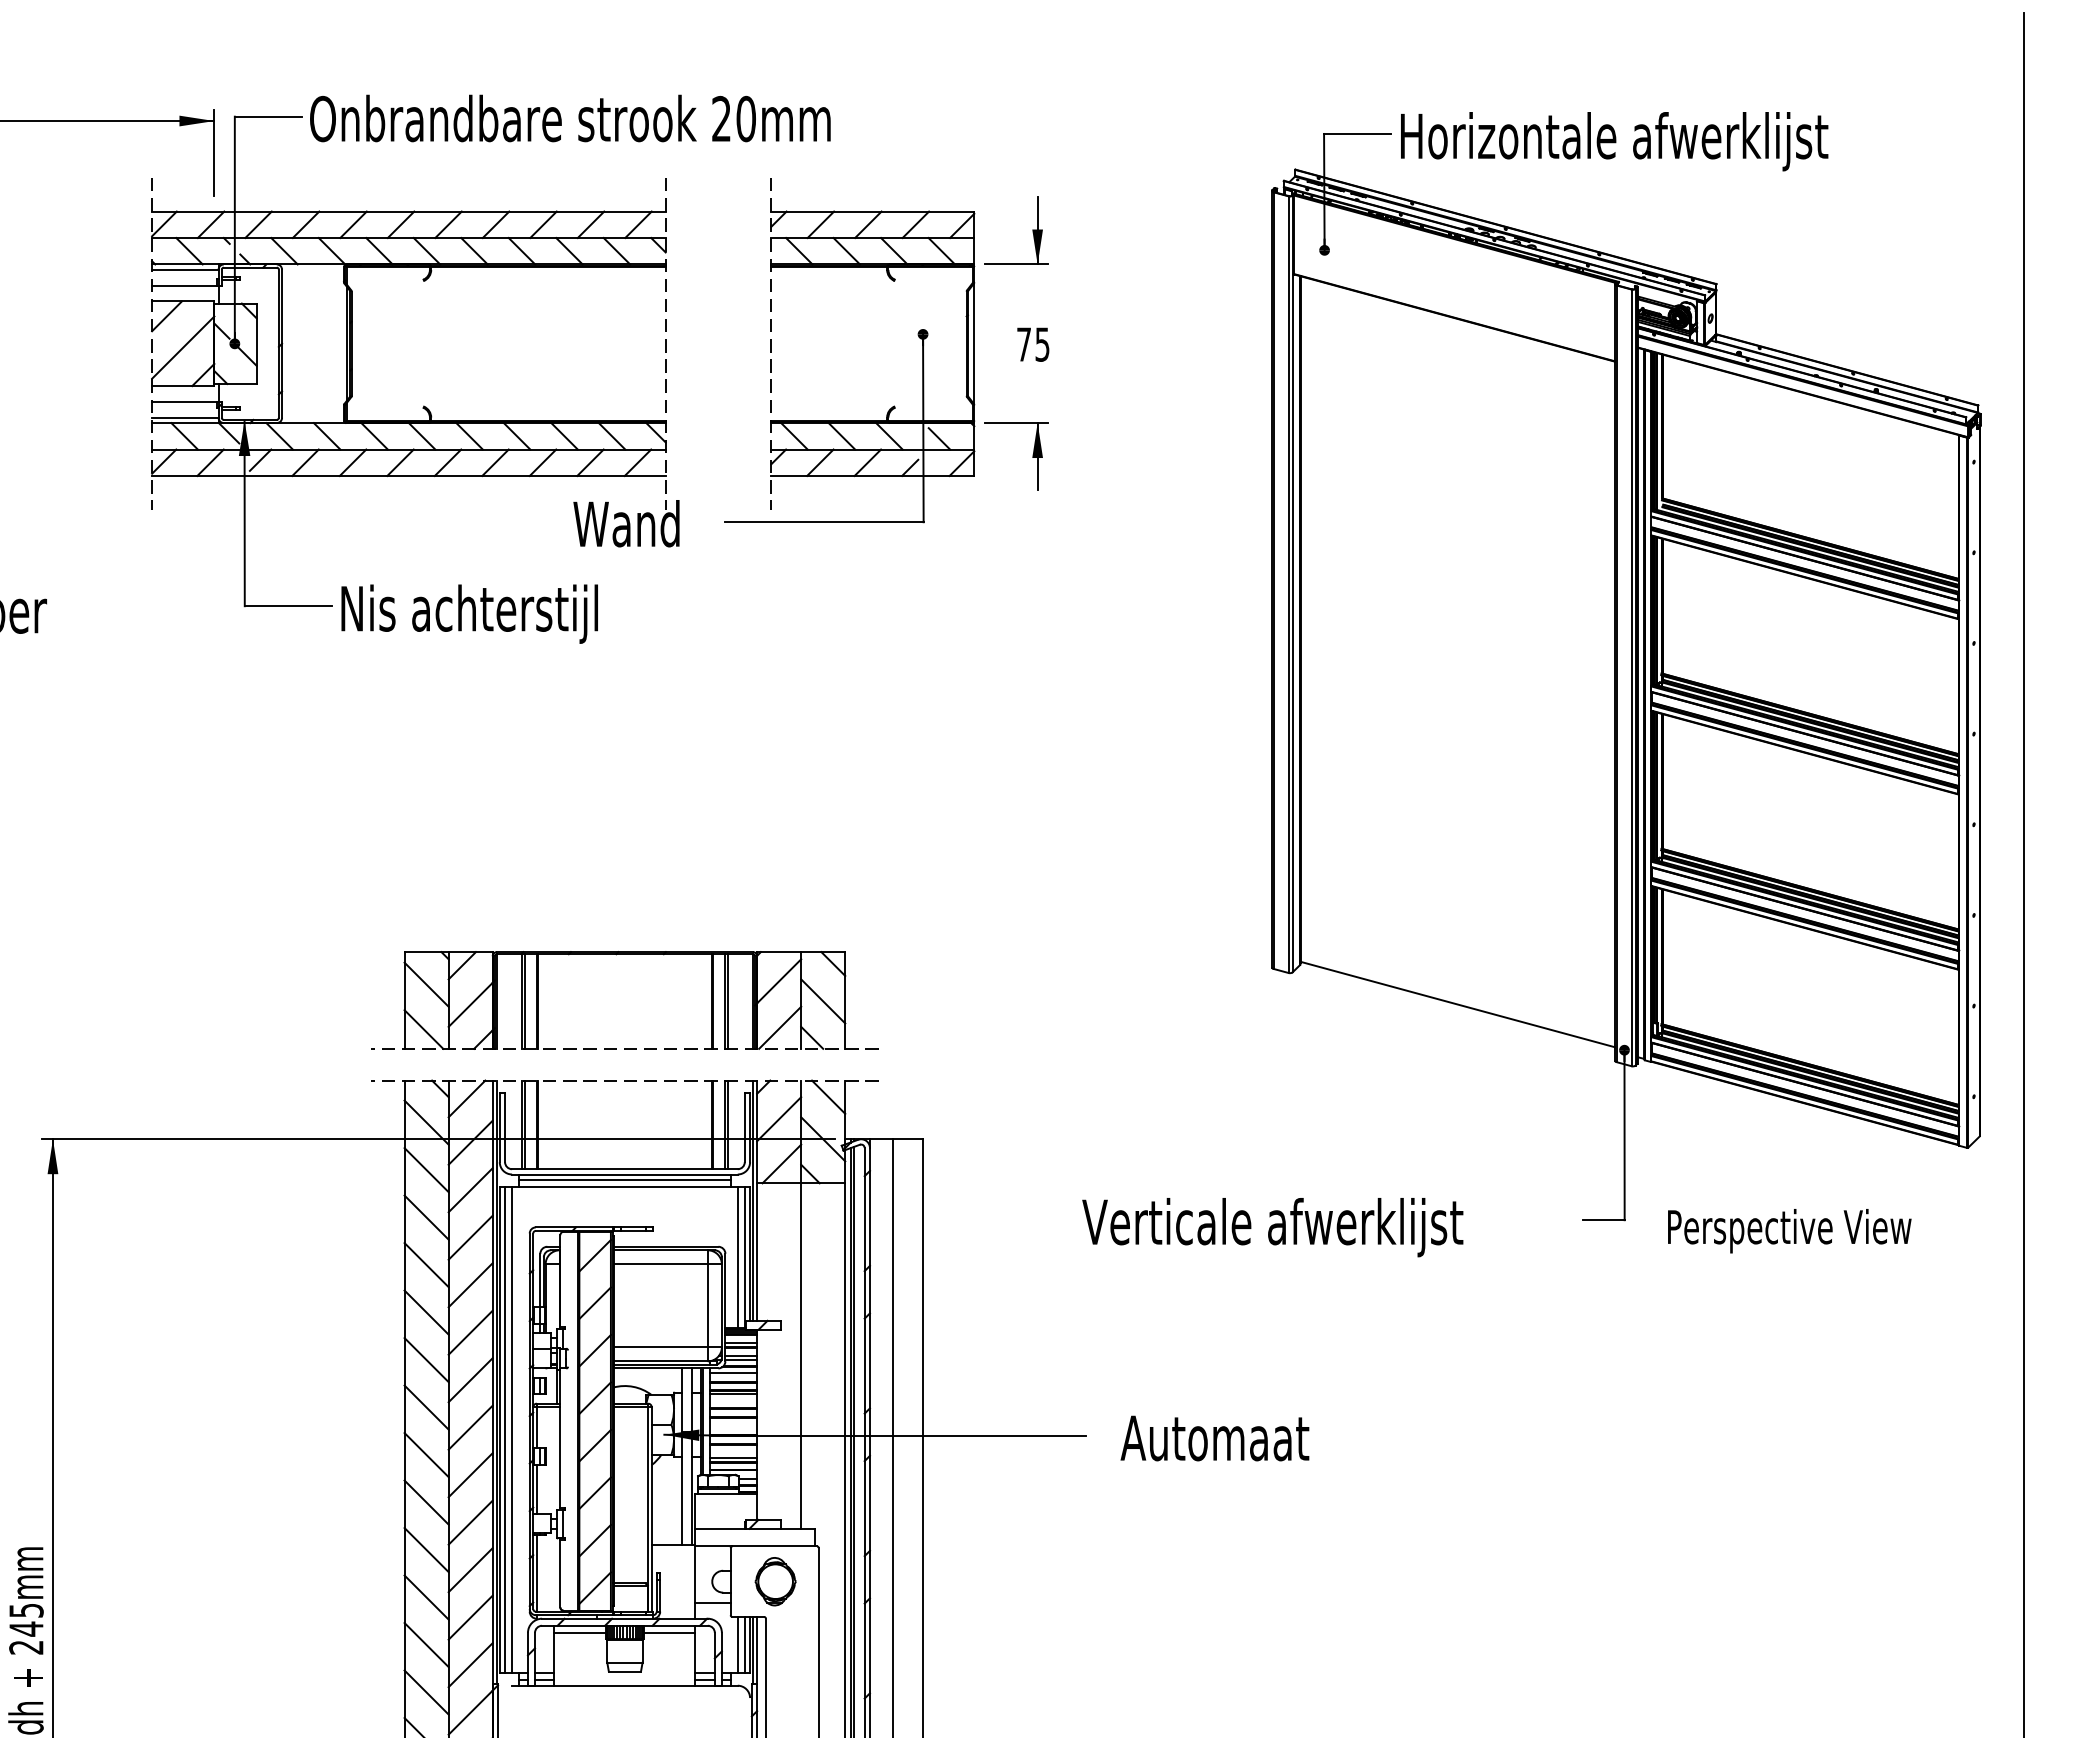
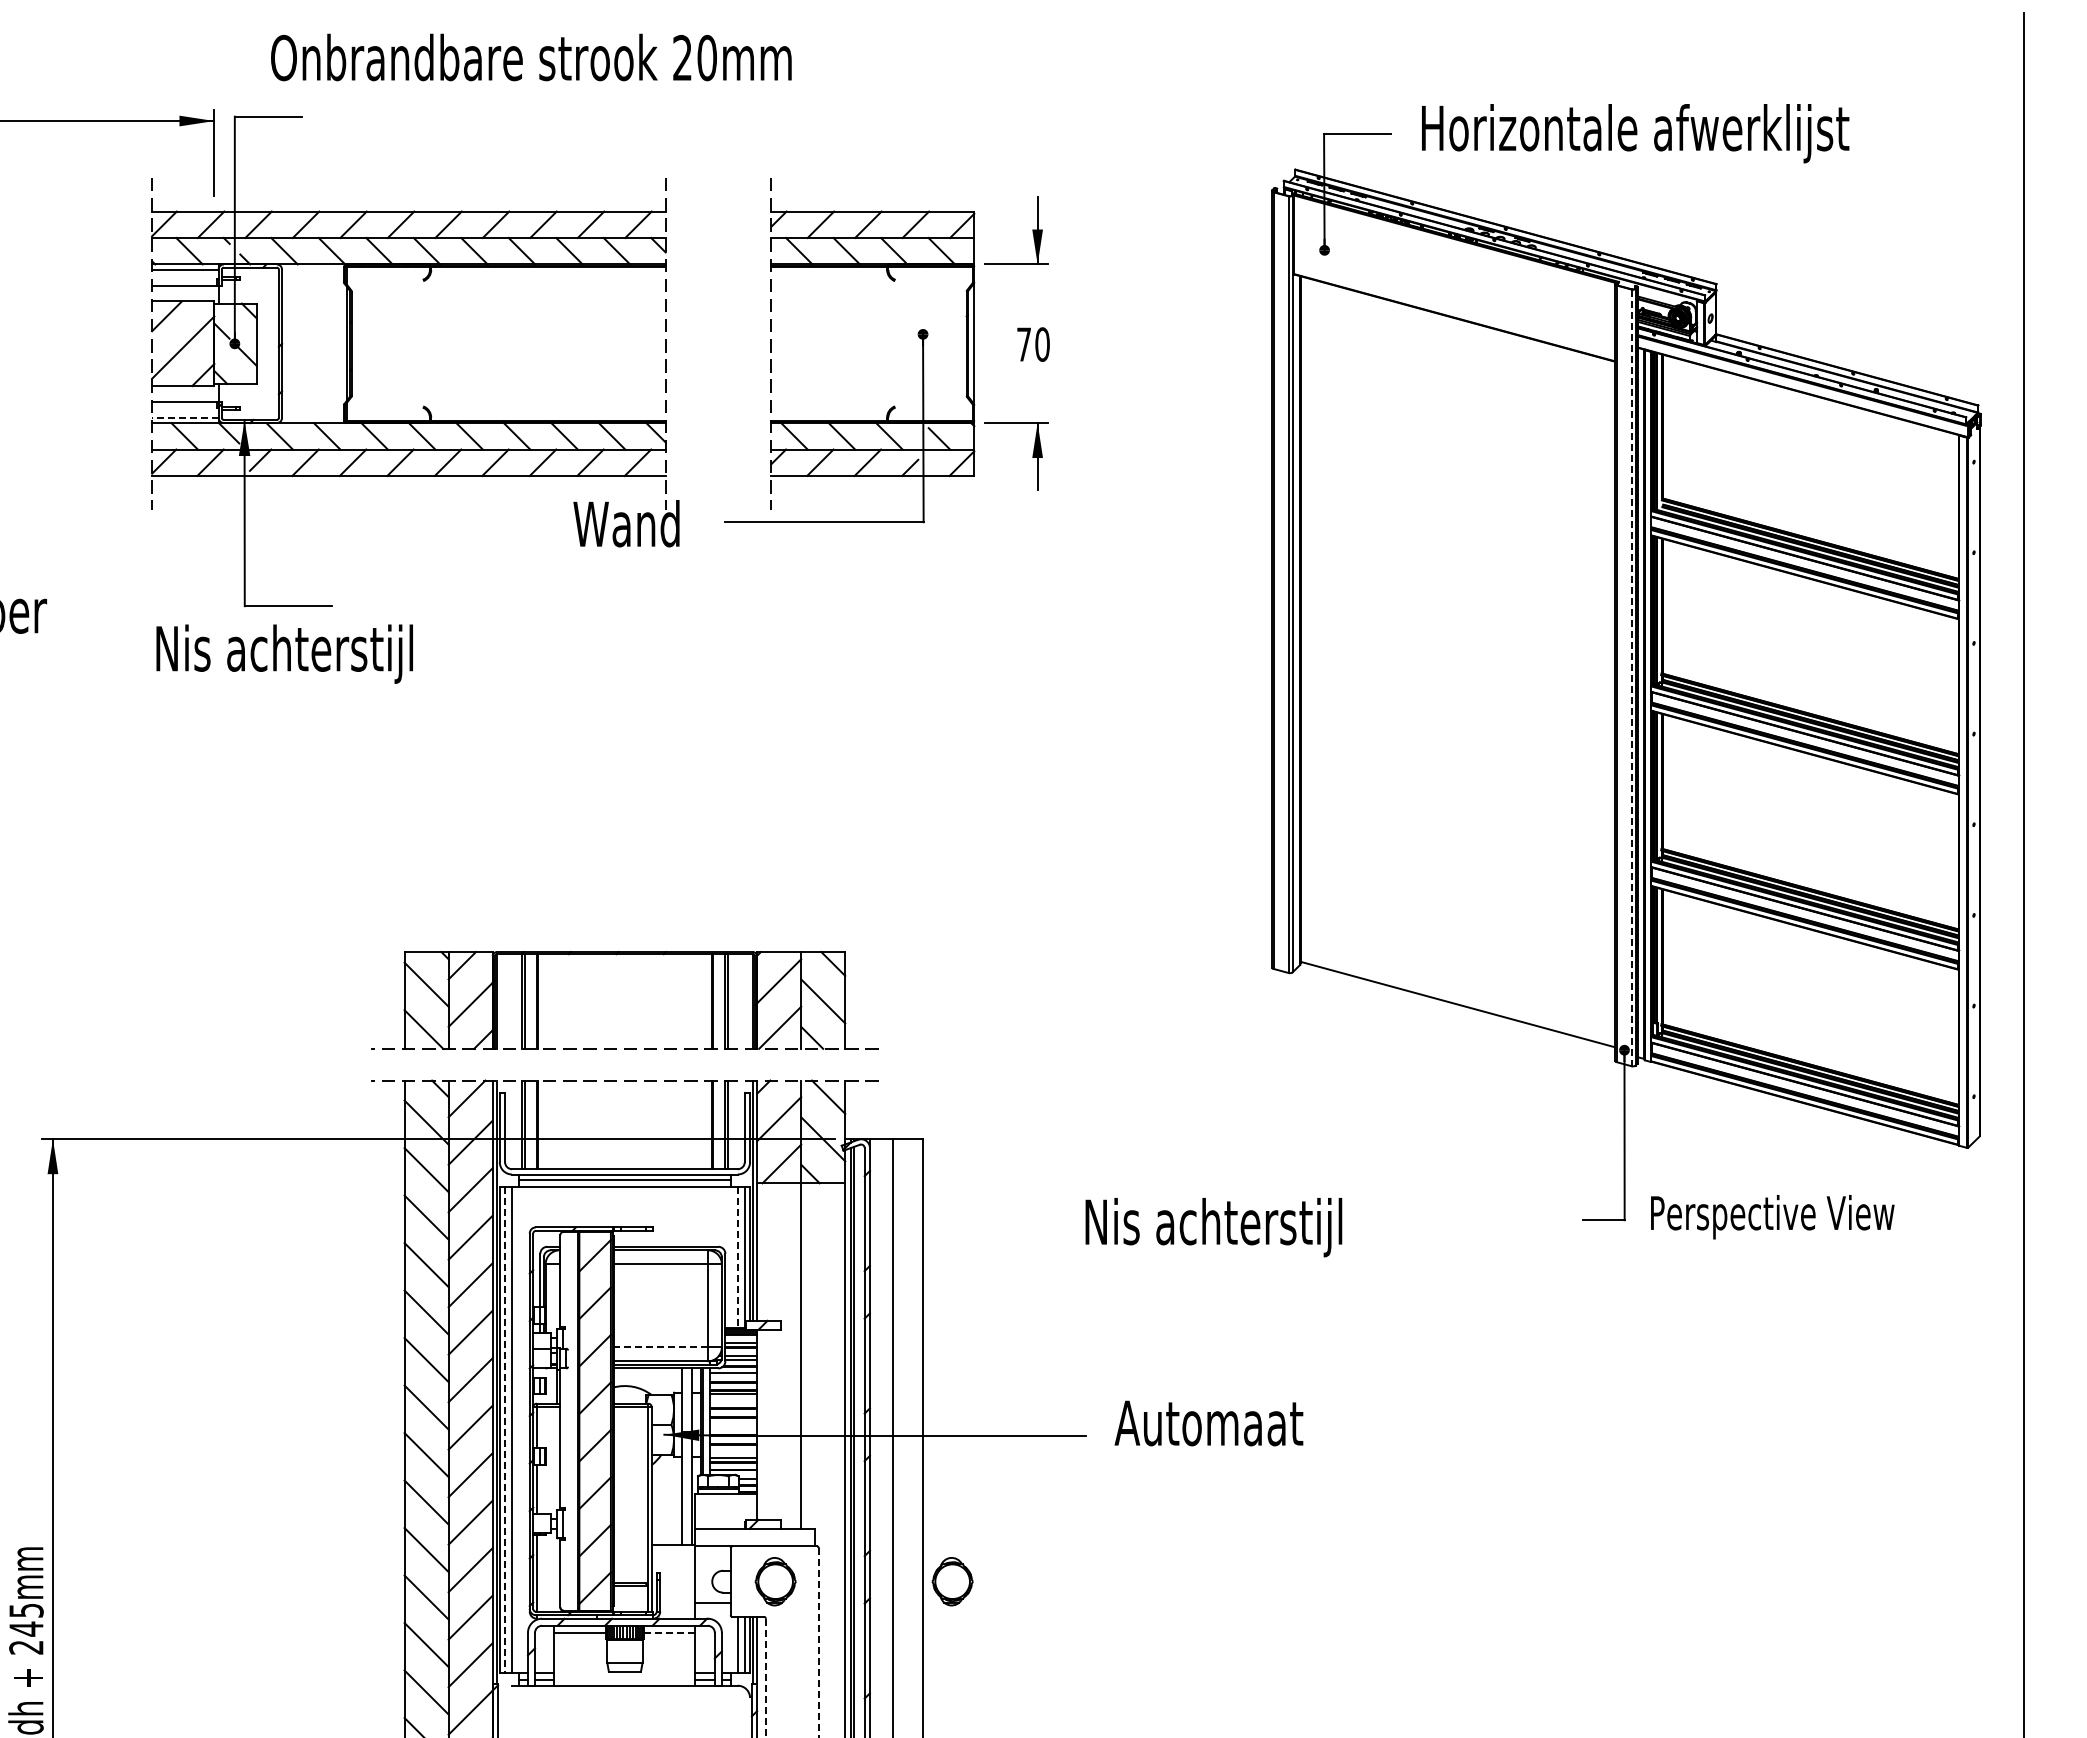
text position: (570, 118) -> (531, 57) (531, 57)
text position: (1614, 141) -> (1635, 133) (1635, 133)
text: 75 -> 70 (1042, 344)
line: solid -> dashed (184, 417)
text position: (469, 613) -> (284, 653) (284, 653)
line: solid -> dashed (1631, 678)
text: Verticale afwerklijst -> Nis achterstijl (1272, 1227)
text position: (1789, 1231) -> (1772, 1217) (1772, 1217)
line: solid -> dashed (737, 1257)
line: solid -> dashed (660, 1347)
line: solid -> dashed (505, 1430)
text position: (1214, 1438) -> (1208, 1423) (1208, 1423)
part: none -> present (952, 1581)
line: solid -> dashed (669, 1632)
line: solid -> dashed (818, 1643)
line: solid -> dashed (765, 1677)
